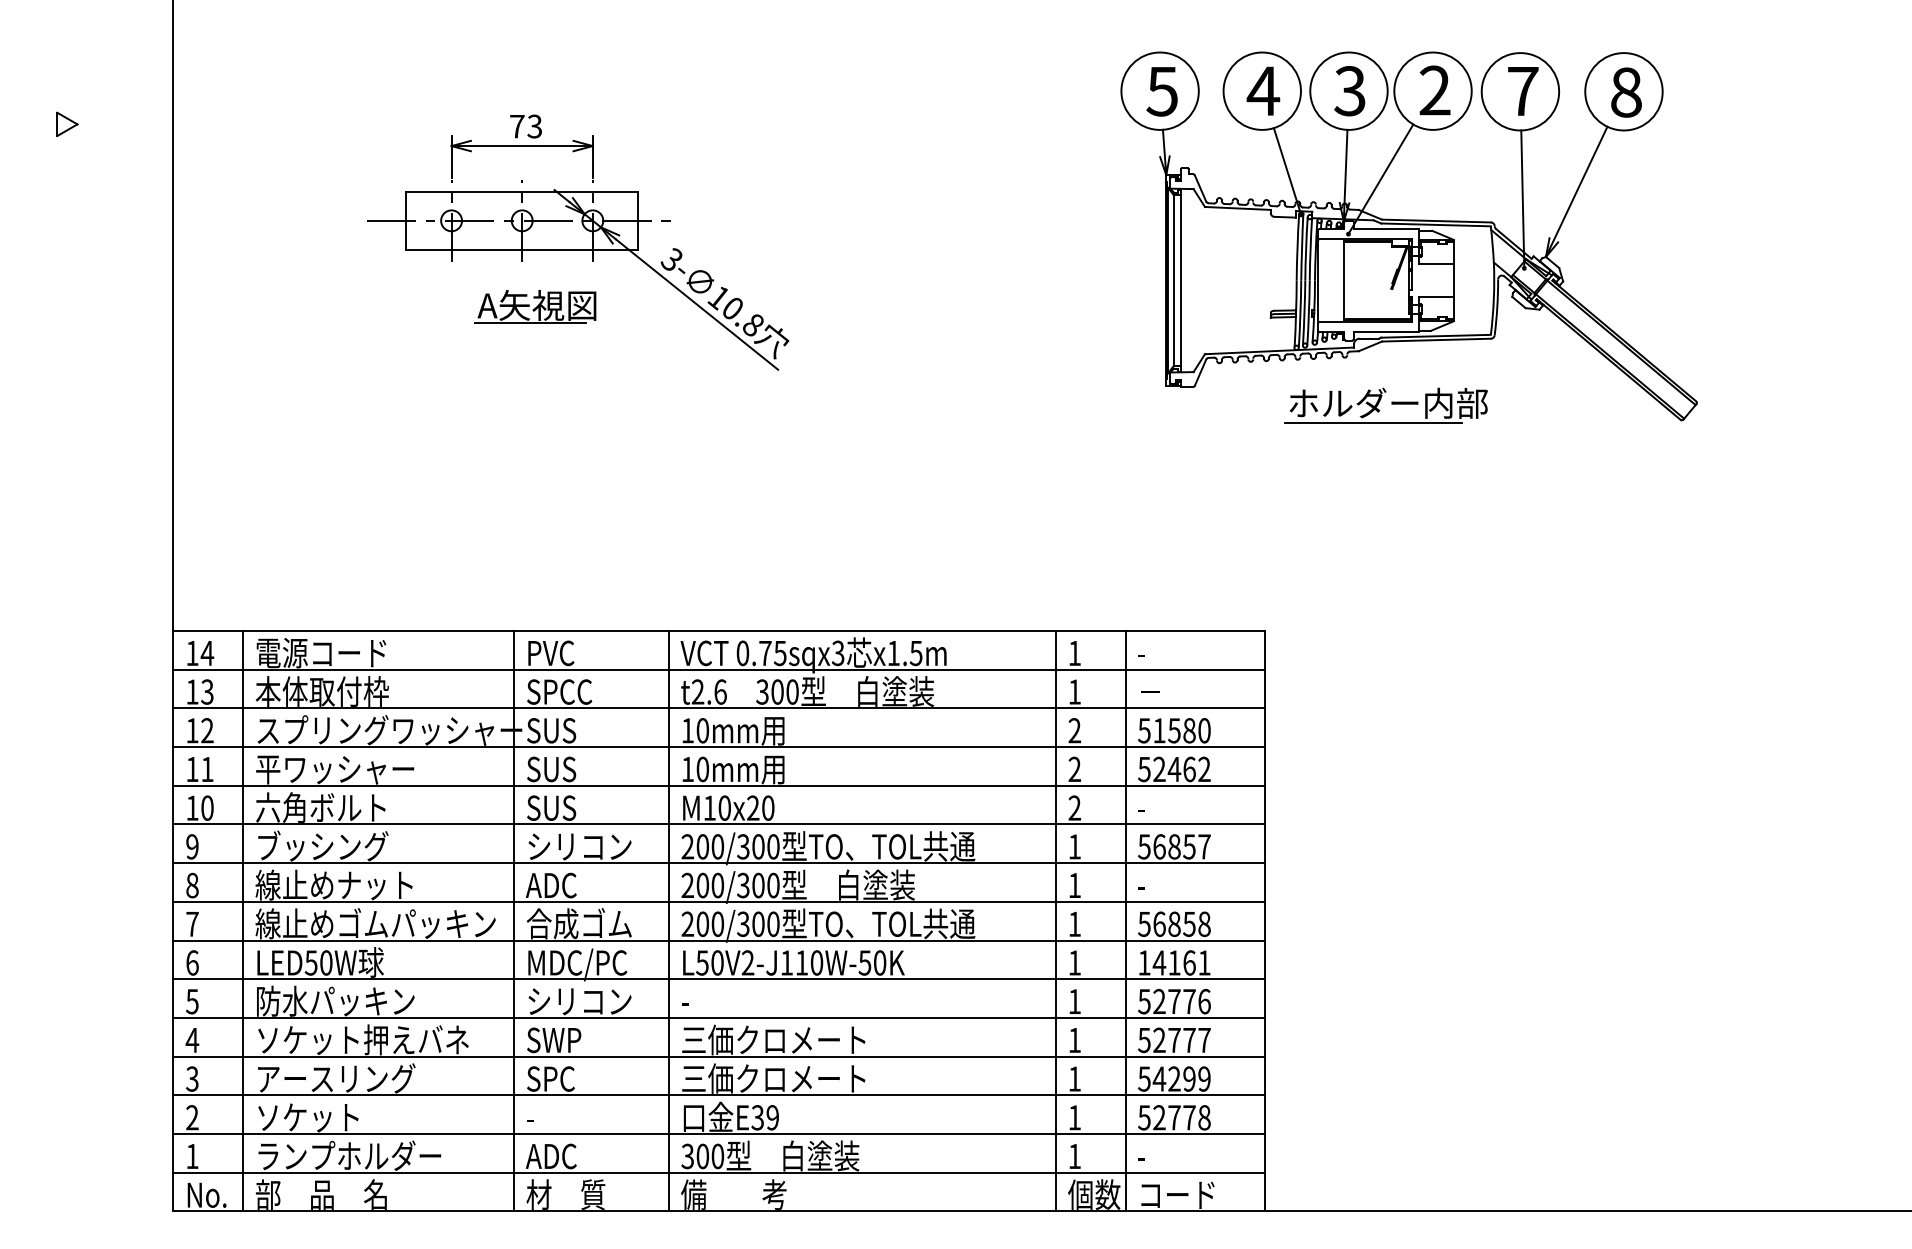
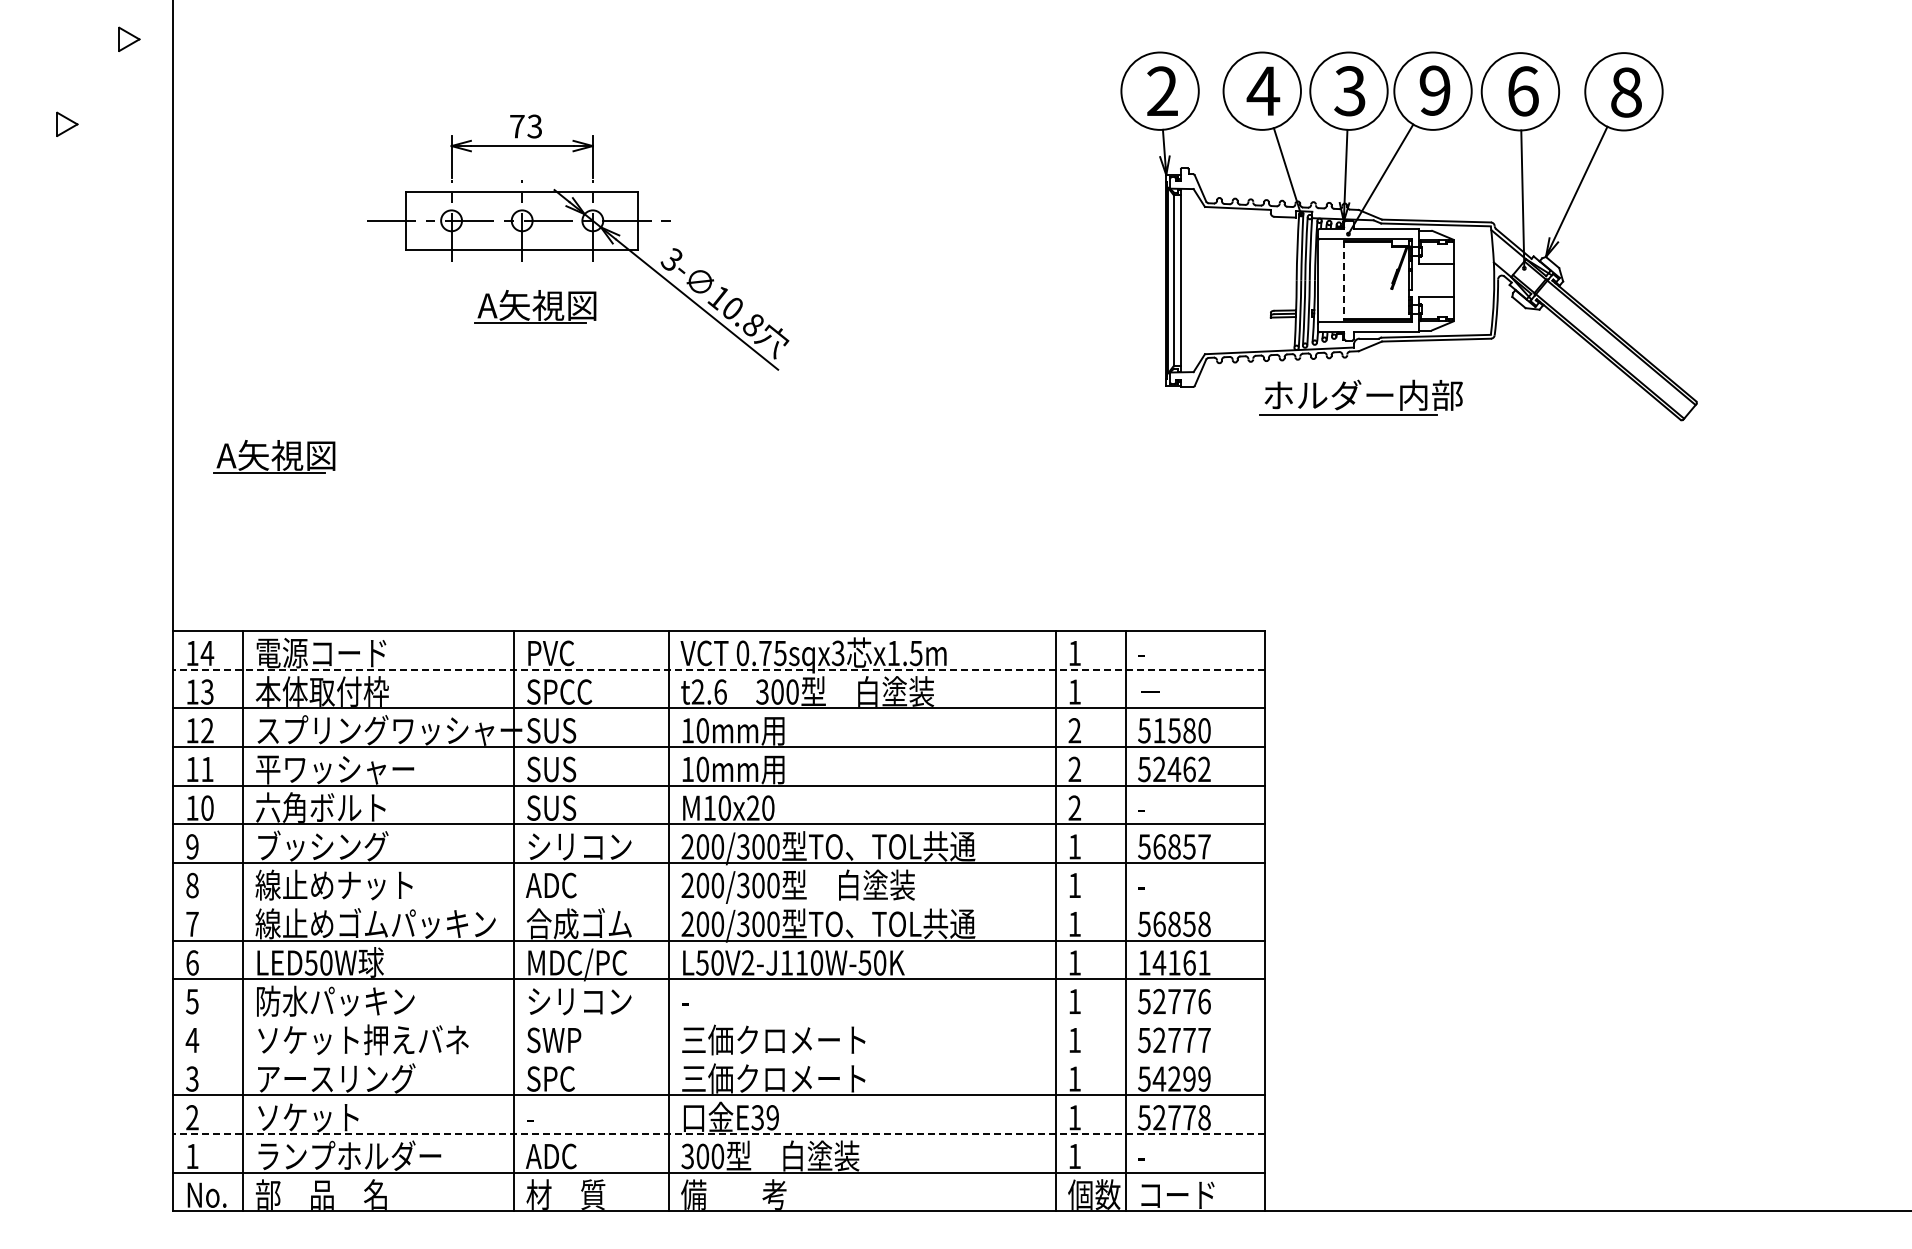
part: none -> present (129, 38)
text: 2 -> 9 (1434, 90)
text: 5 -> 2 (1161, 91)
text: 7 -> 6 (1523, 91)
line: solid -> dashed (1344, 280)
part position: (1391, 404) -> (1366, 396) (1366, 396)
part: none -> present (274, 456)
line: solid -> dashed (719, 669)
line: present -> none (718, 901)
line: present -> none (718, 1017)
line: present -> none (718, 1056)
line: solid -> dashed (719, 1134)
